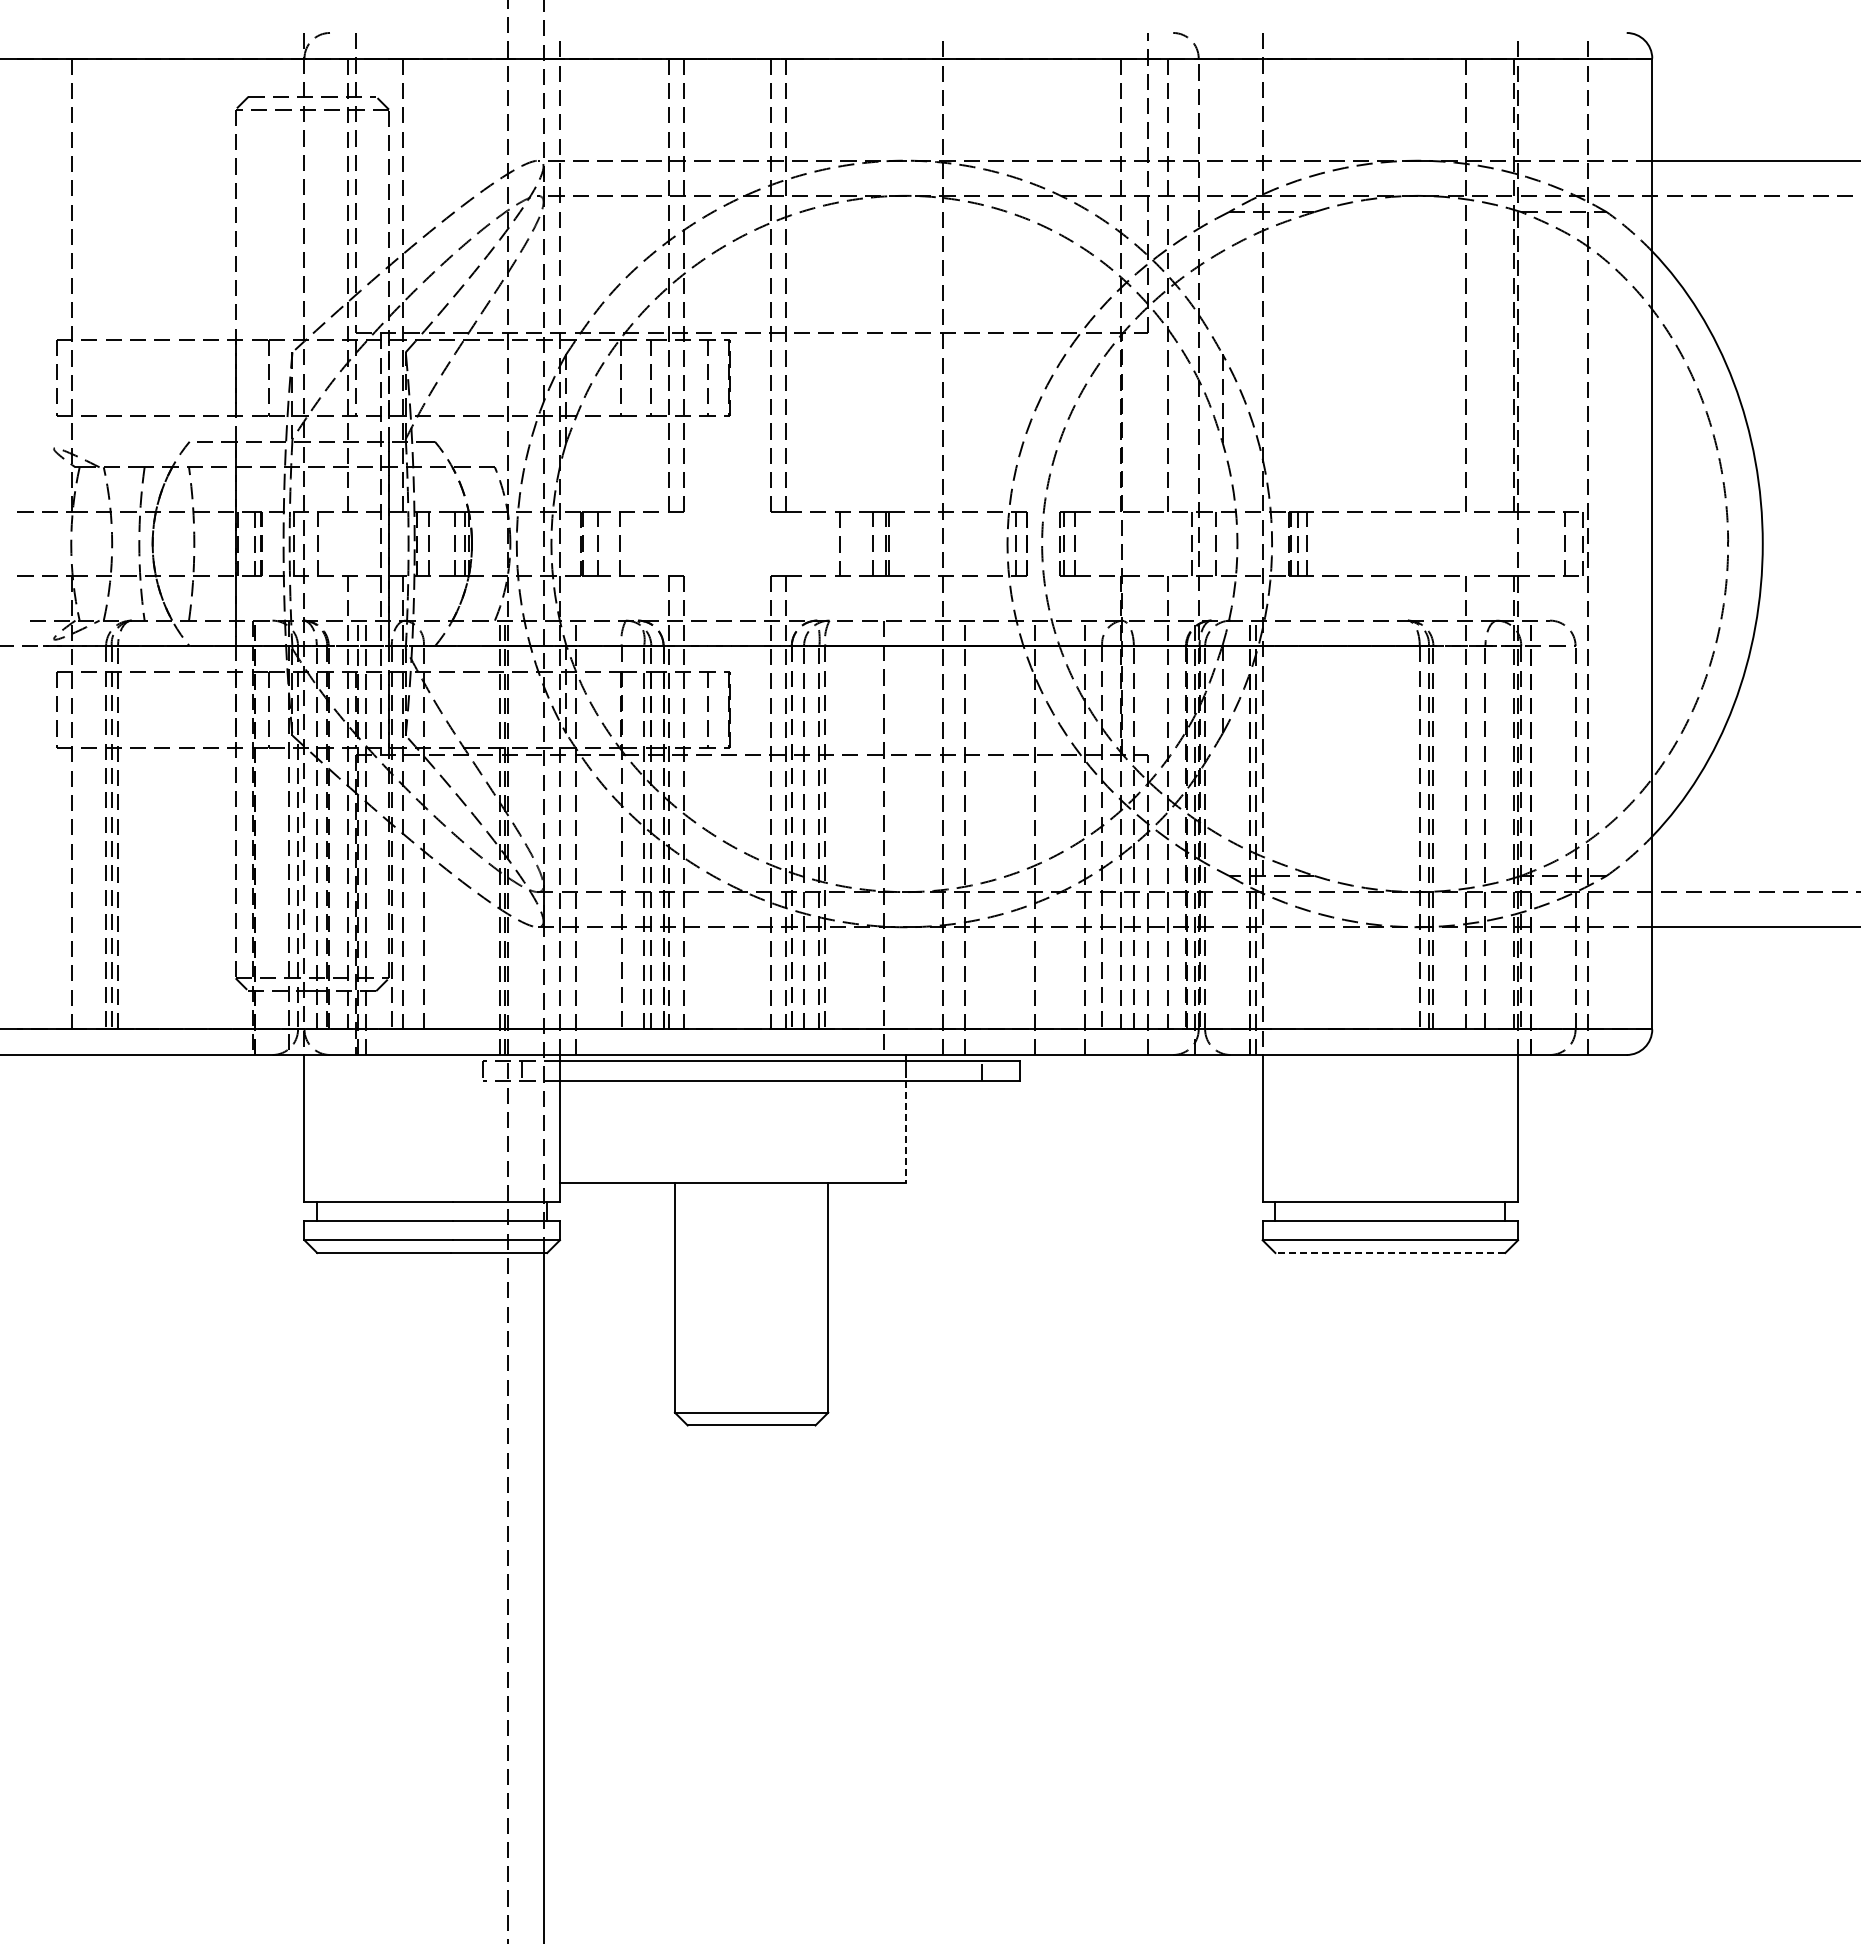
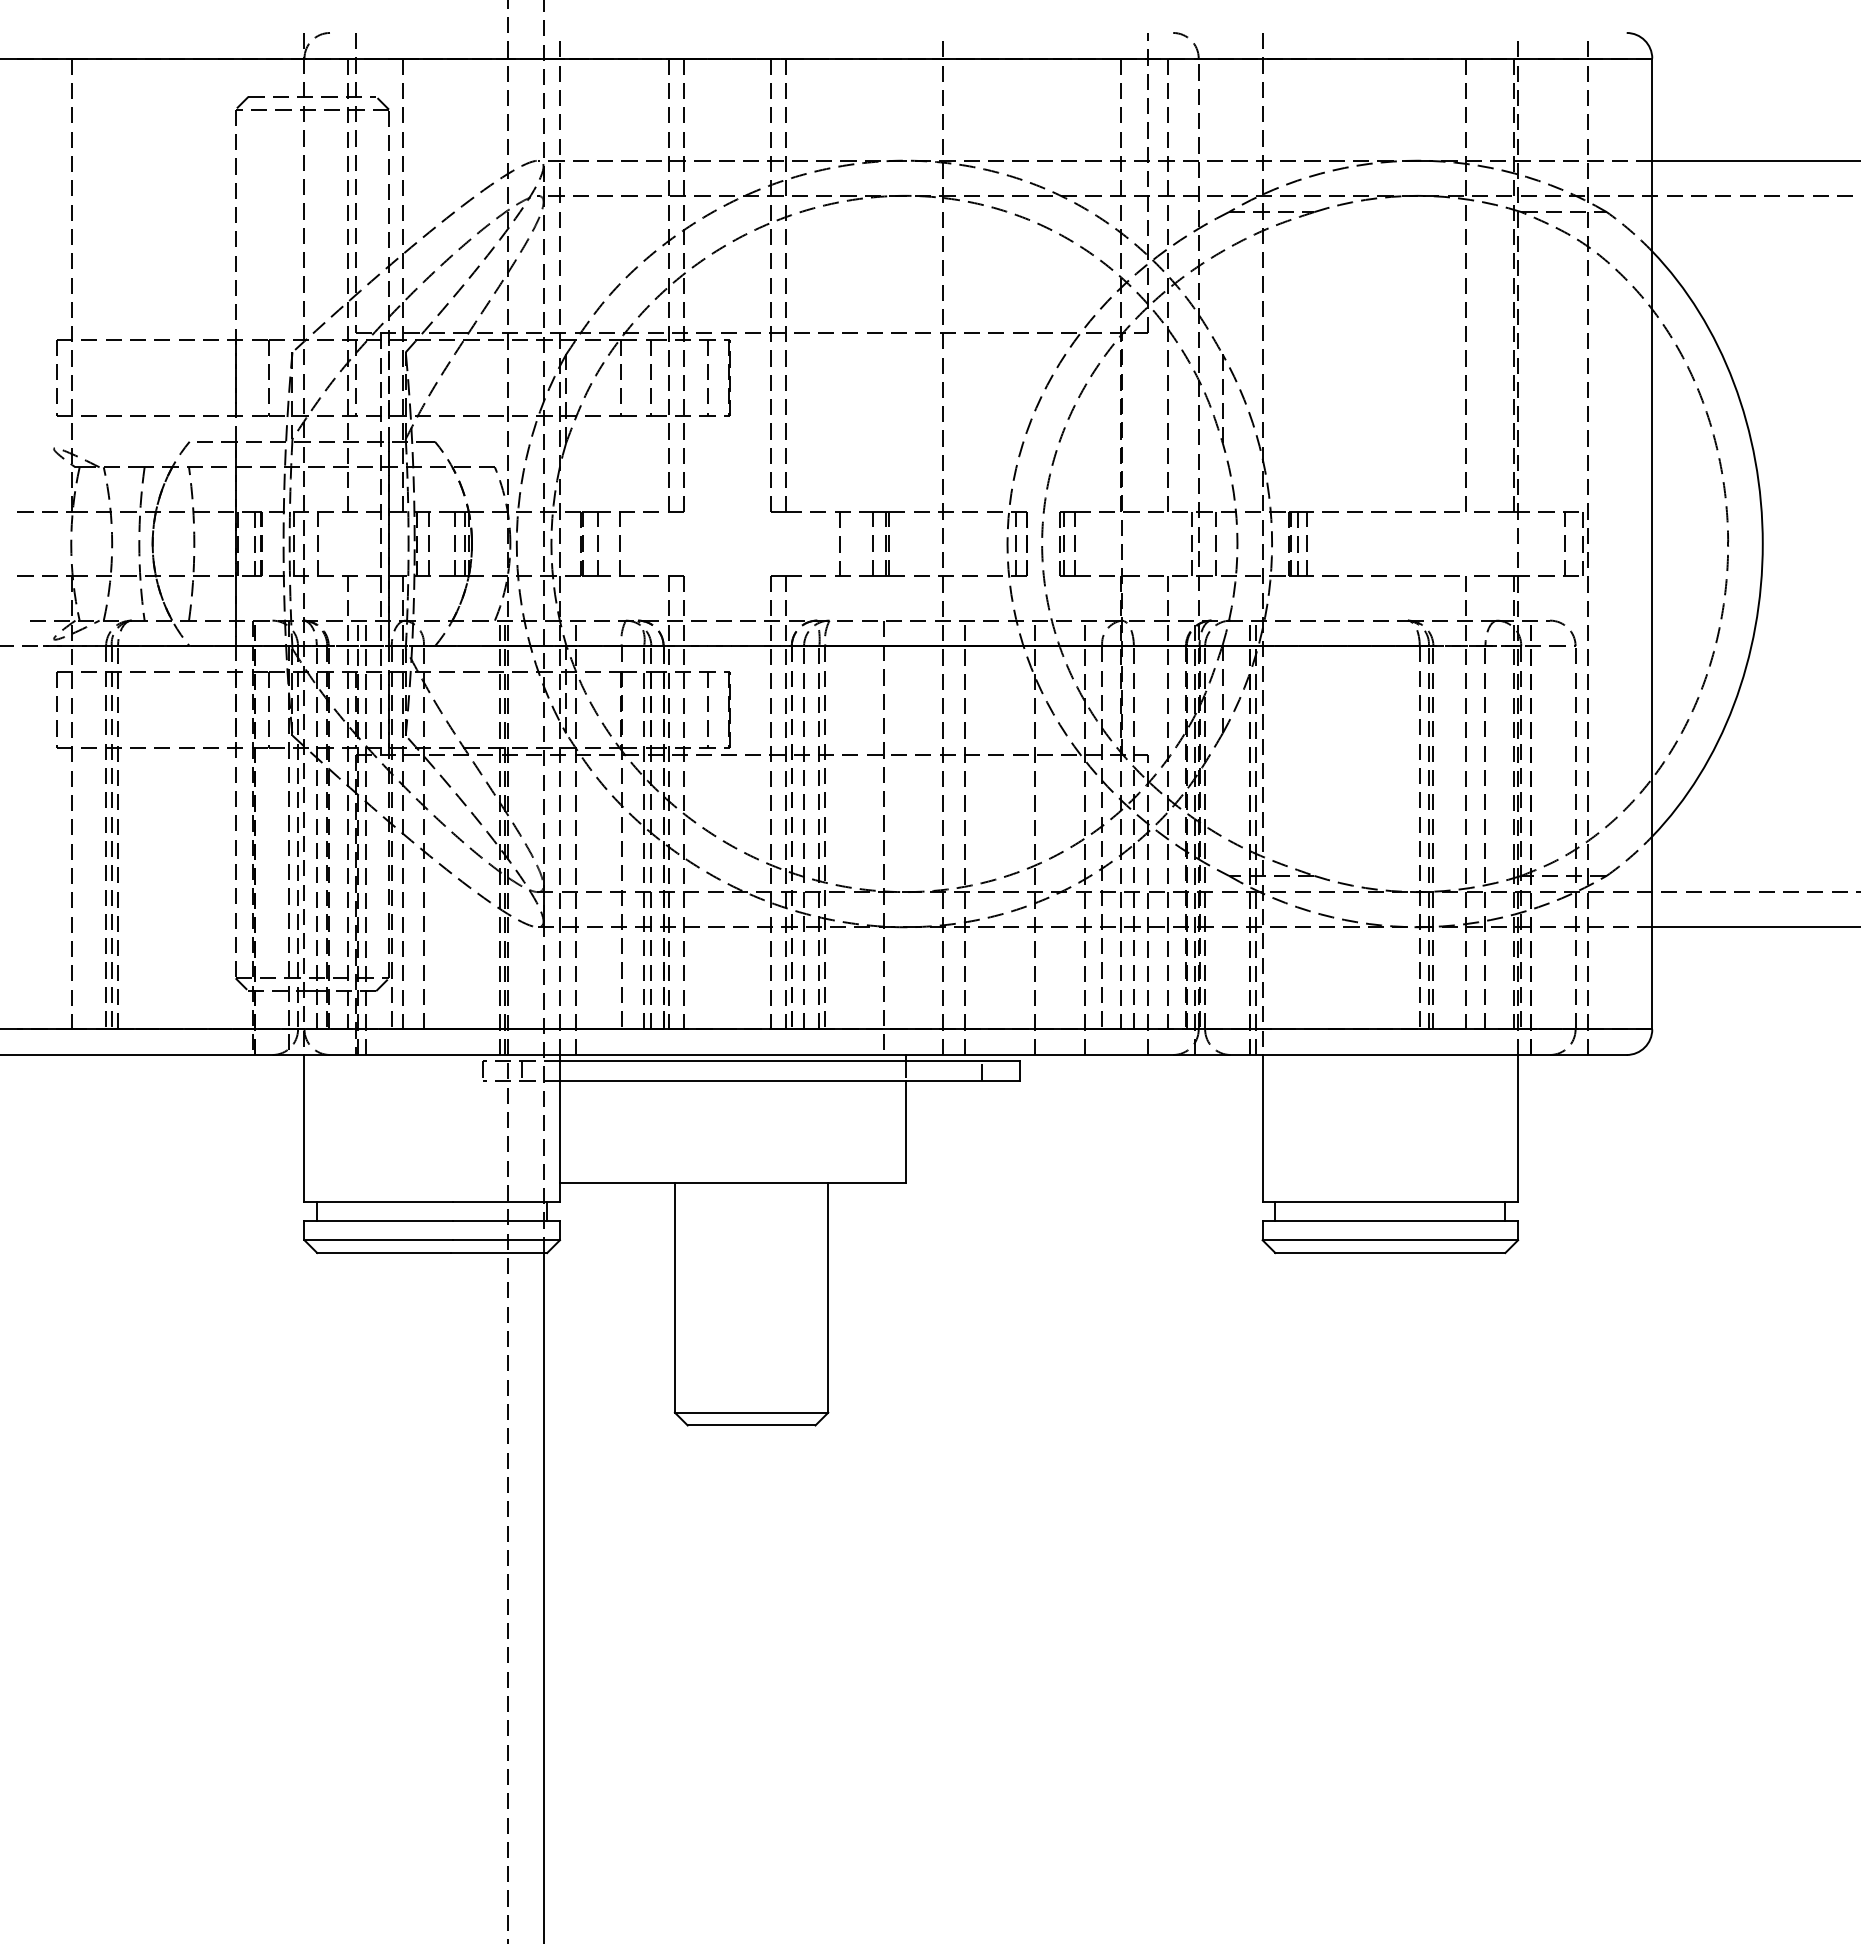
line: dashed -> solid (906, 1132)
line: dashed -> solid (1390, 1253)
